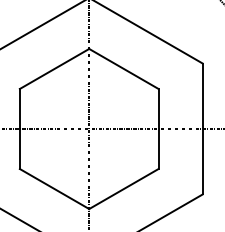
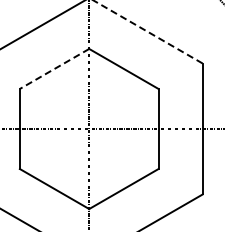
line: solid -> dashed (147, 31)
line: solid -> dashed (54, 69)
